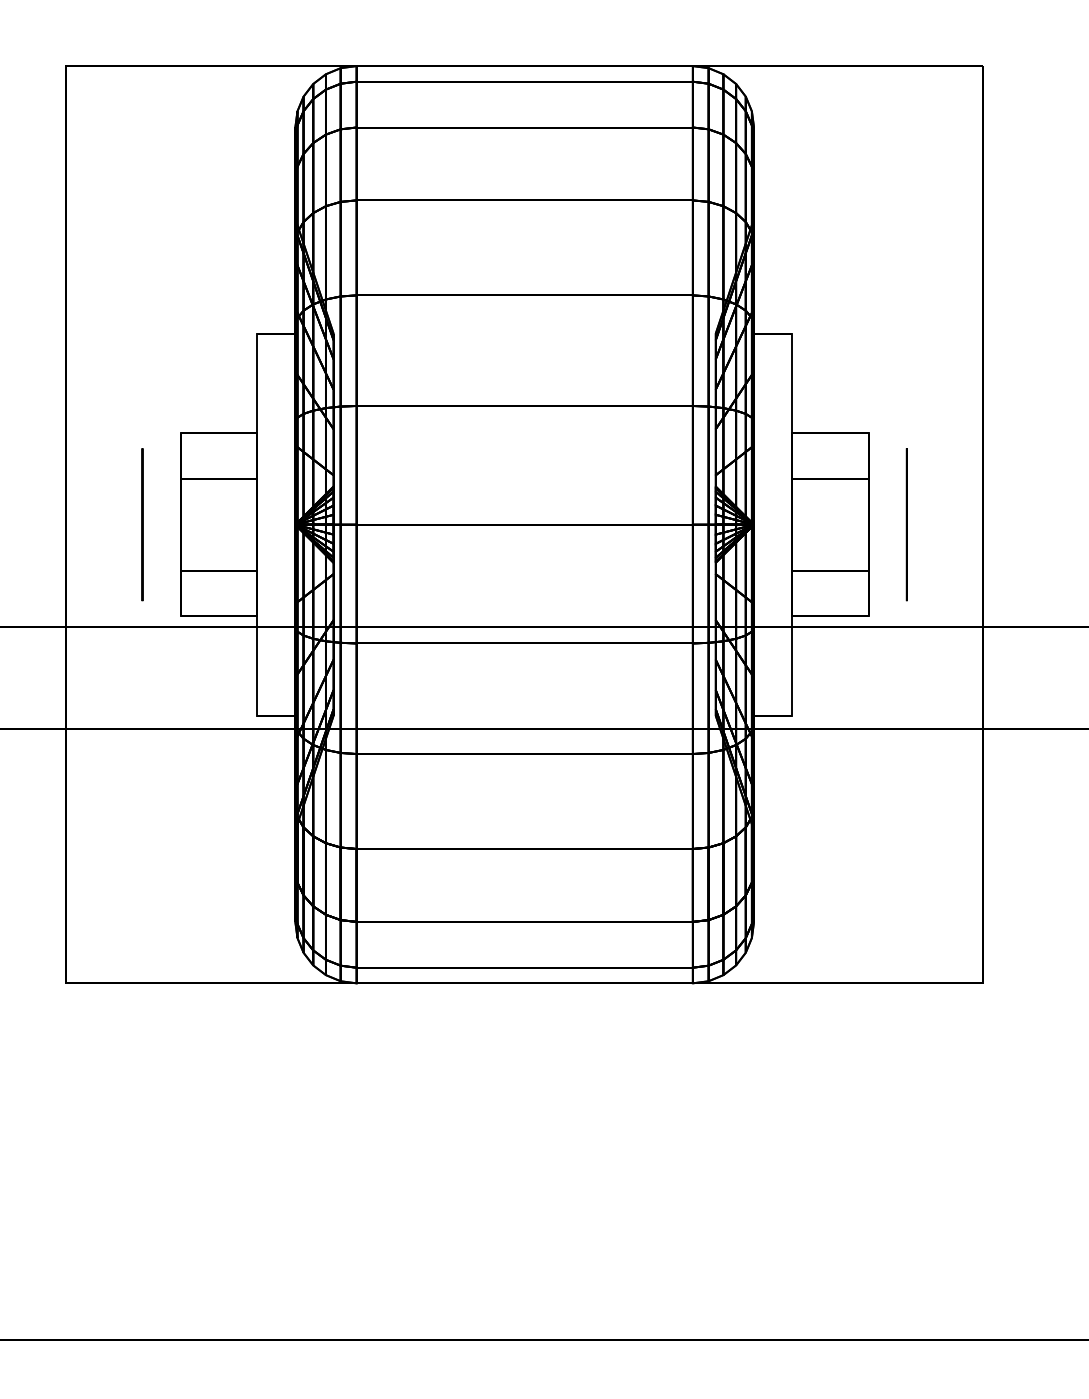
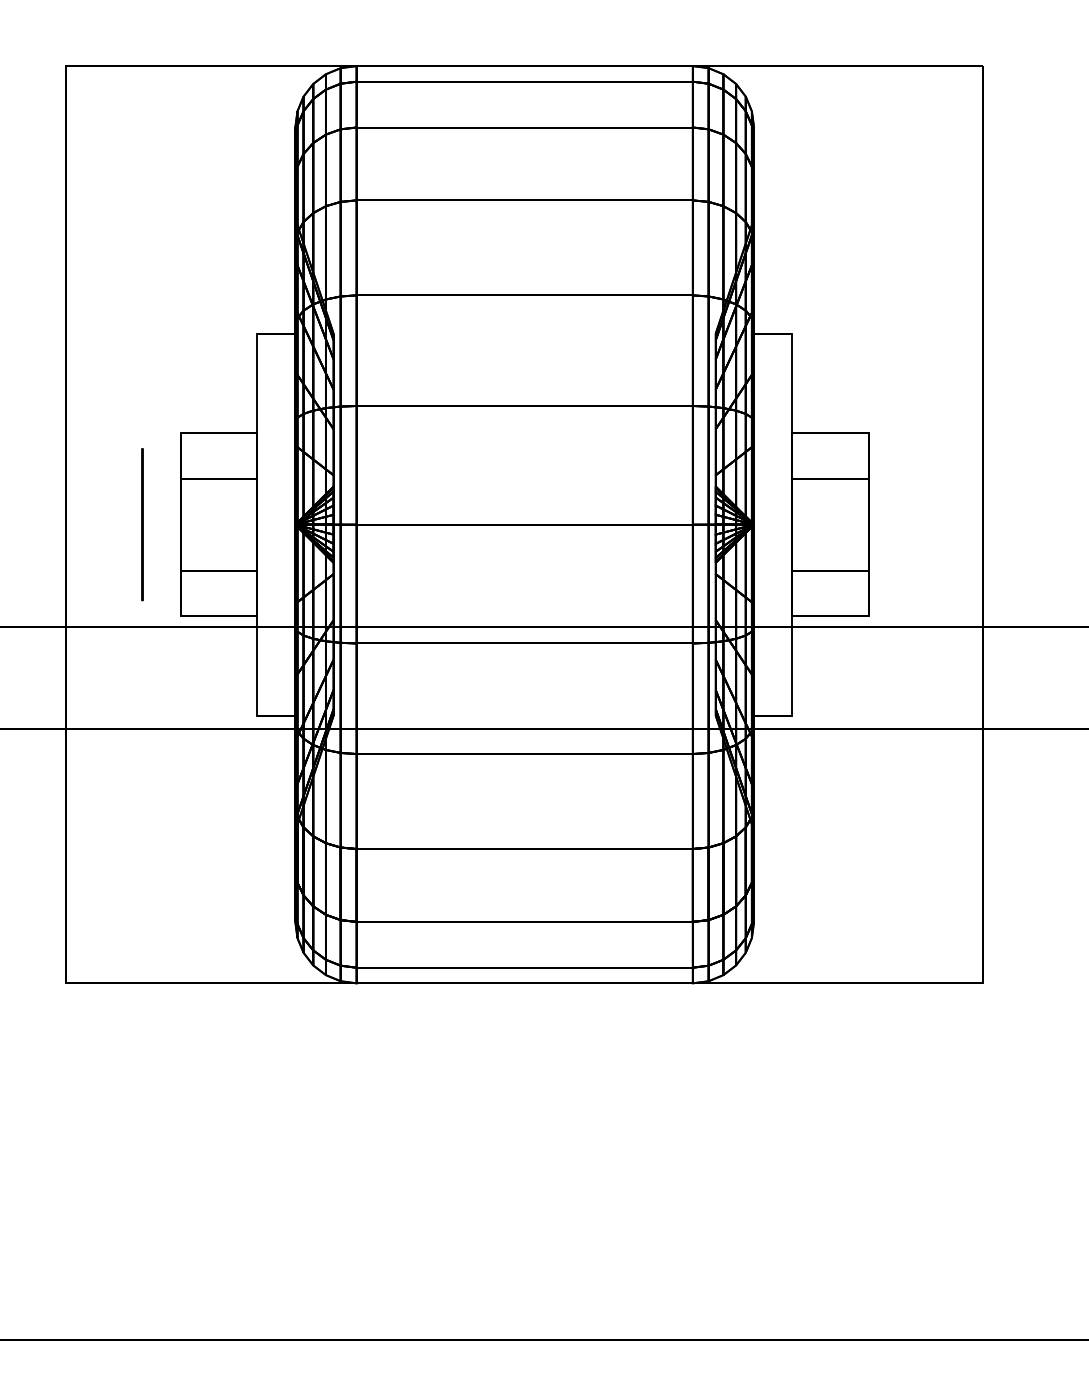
circle: present -> none (906, 524)
